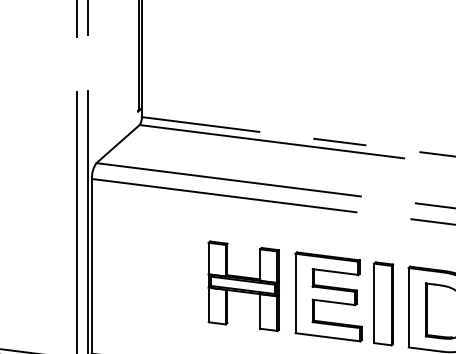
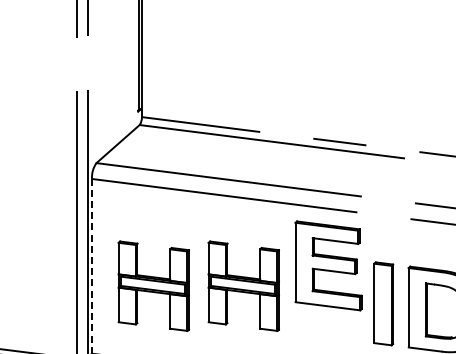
line: solid -> dashed (92, 265)
part: none -> present (153, 285)
part position: (328, 296) -> (328, 265) (328, 265)
